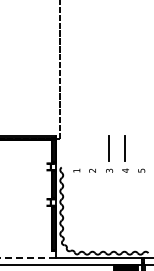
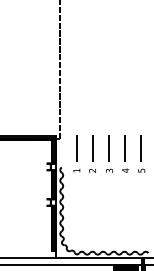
line: none -> present (92, 147)
line: none -> present (141, 147)
line: none -> present (76, 148)
line: dashed -> solid (28, 258)
